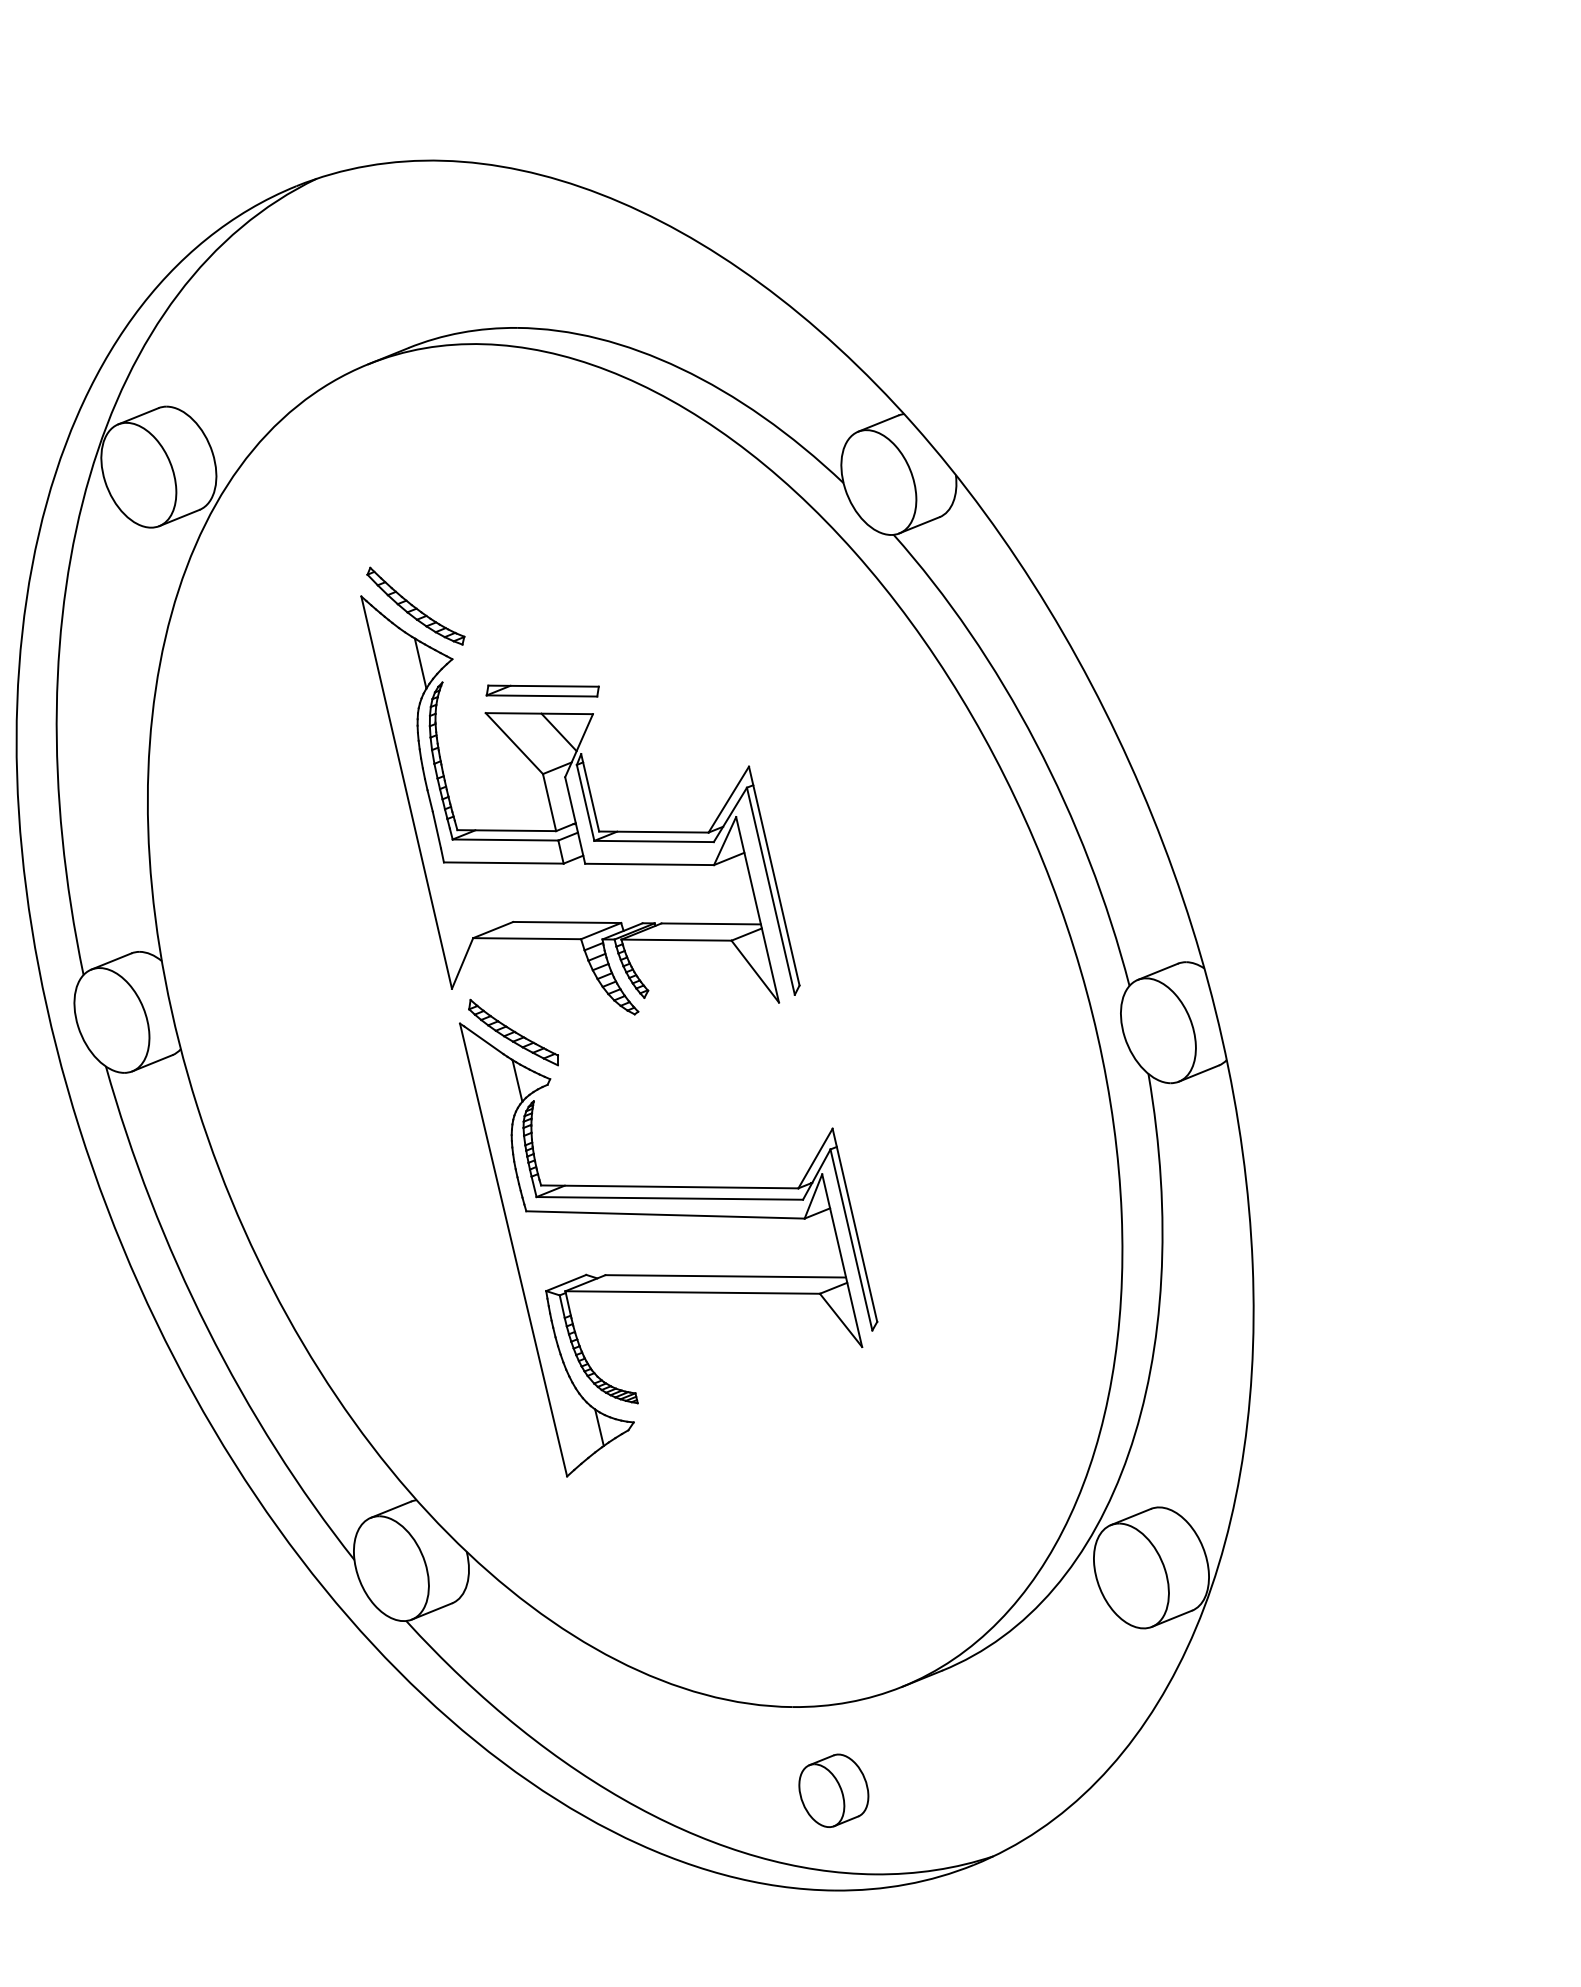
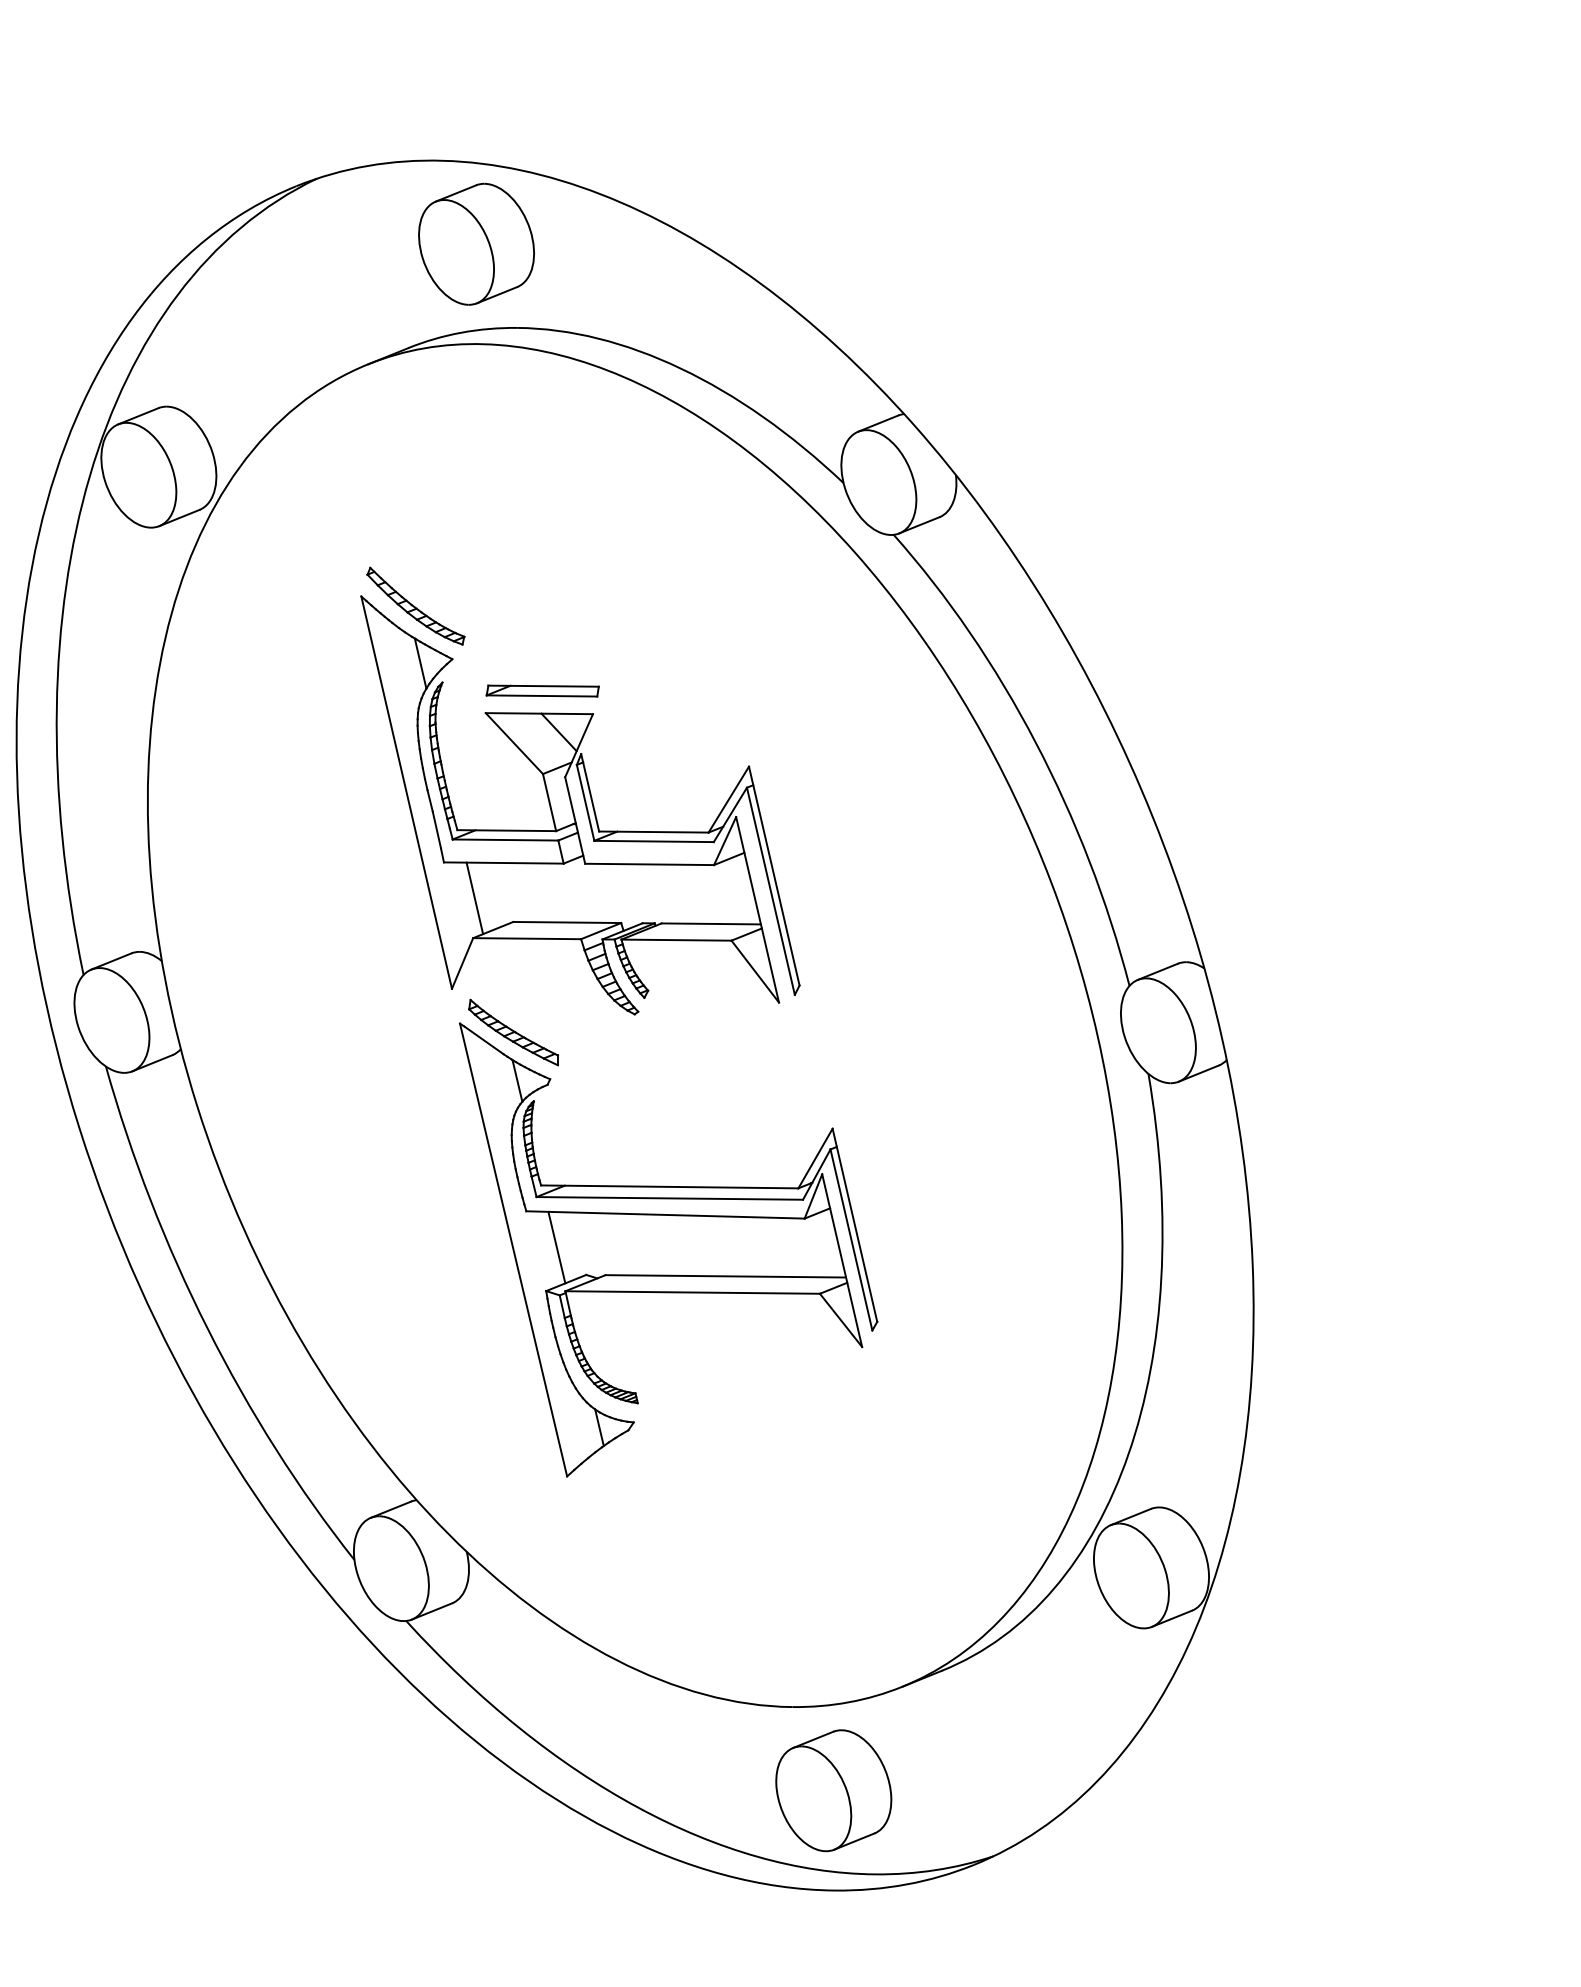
part: none -> present (476, 243)
line: none -> present (474, 898)
line: none -> present (556, 1247)
part size: 72x75 px -> 118x124 px (833, 1790)
